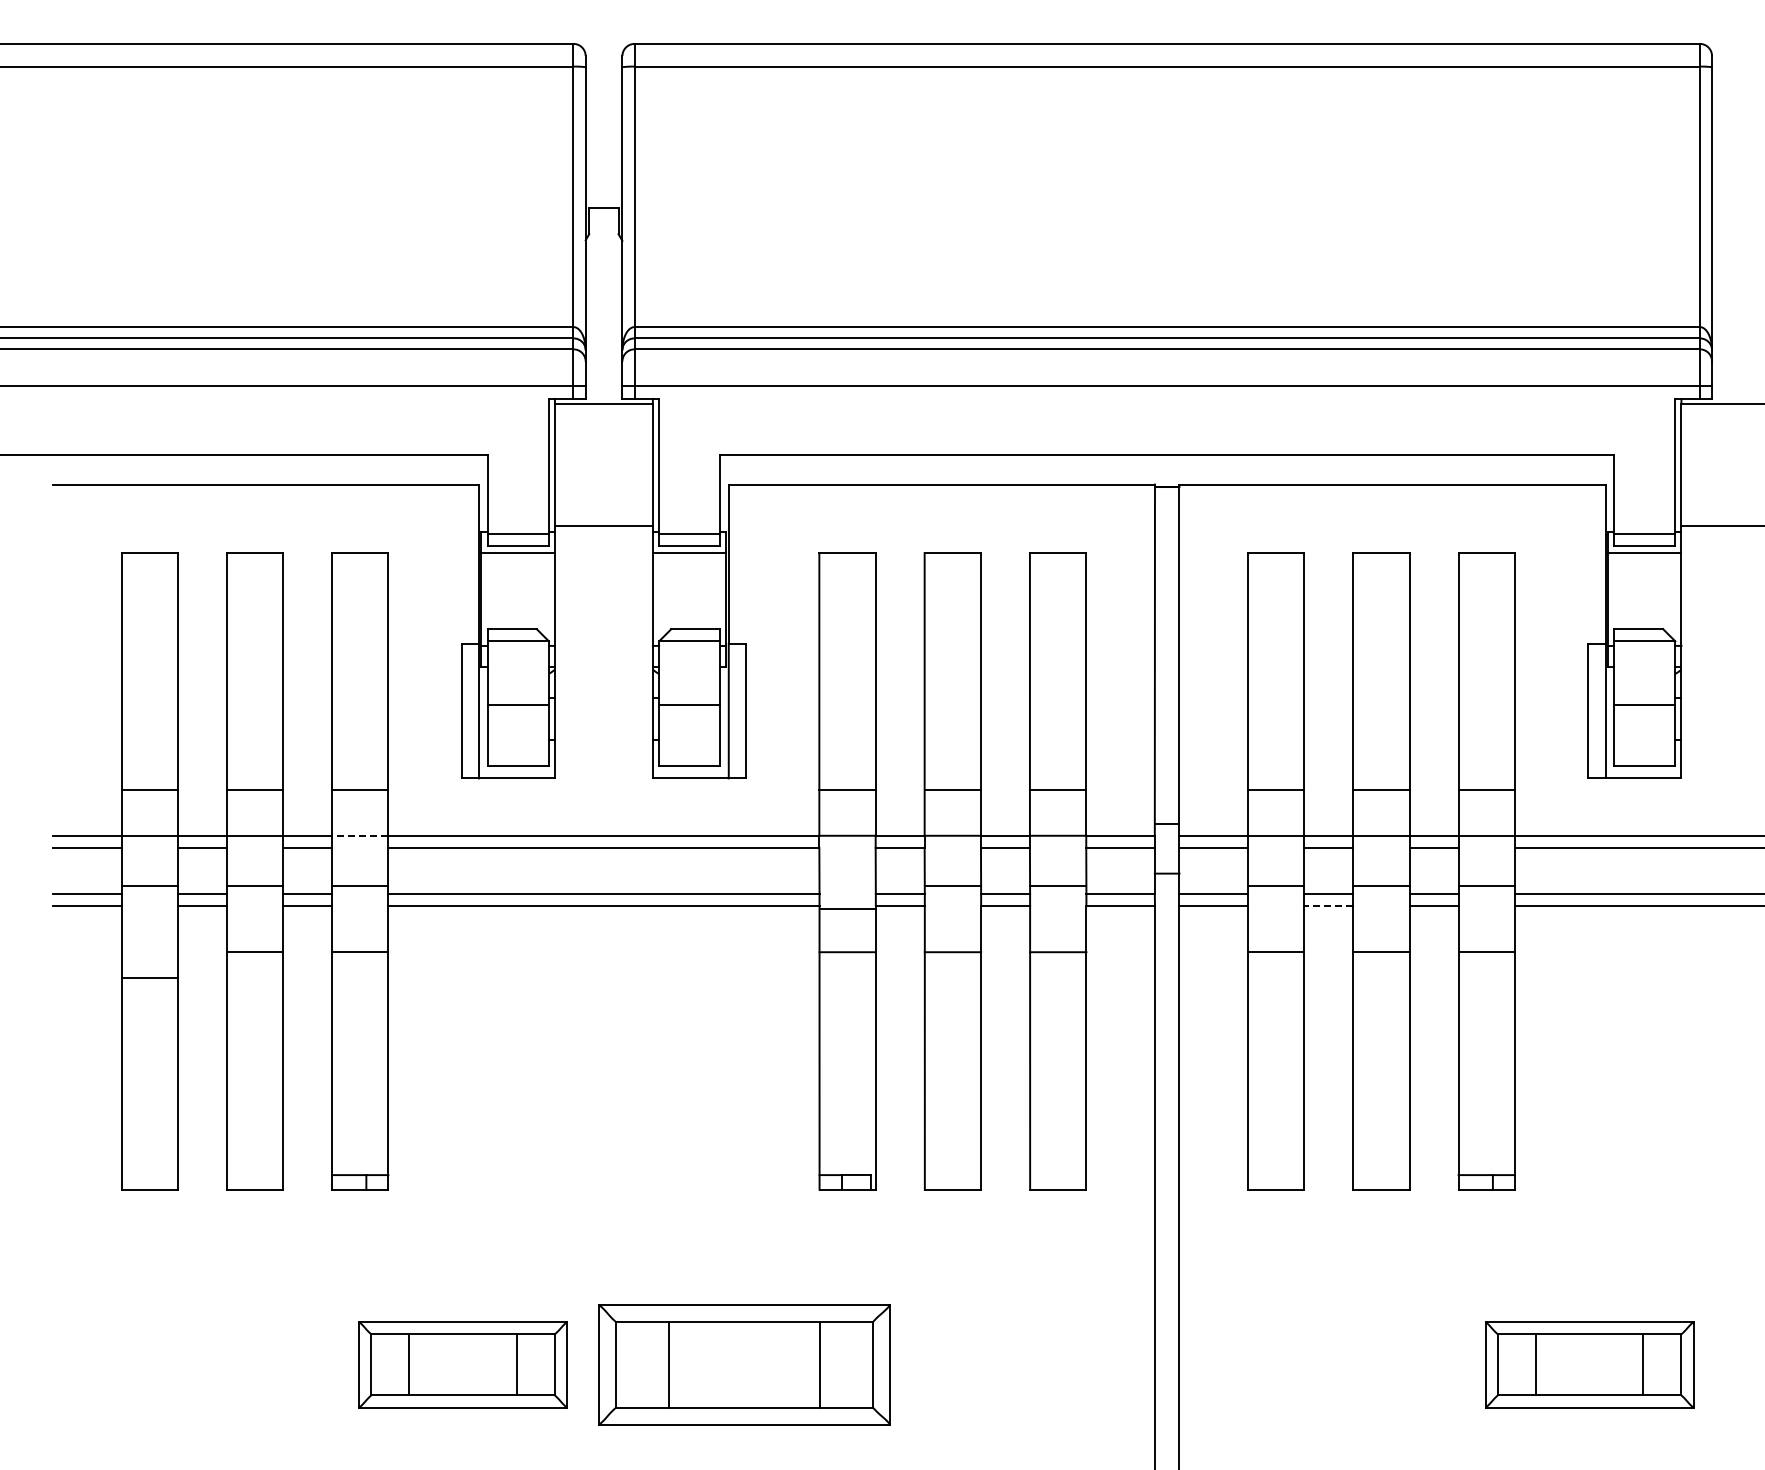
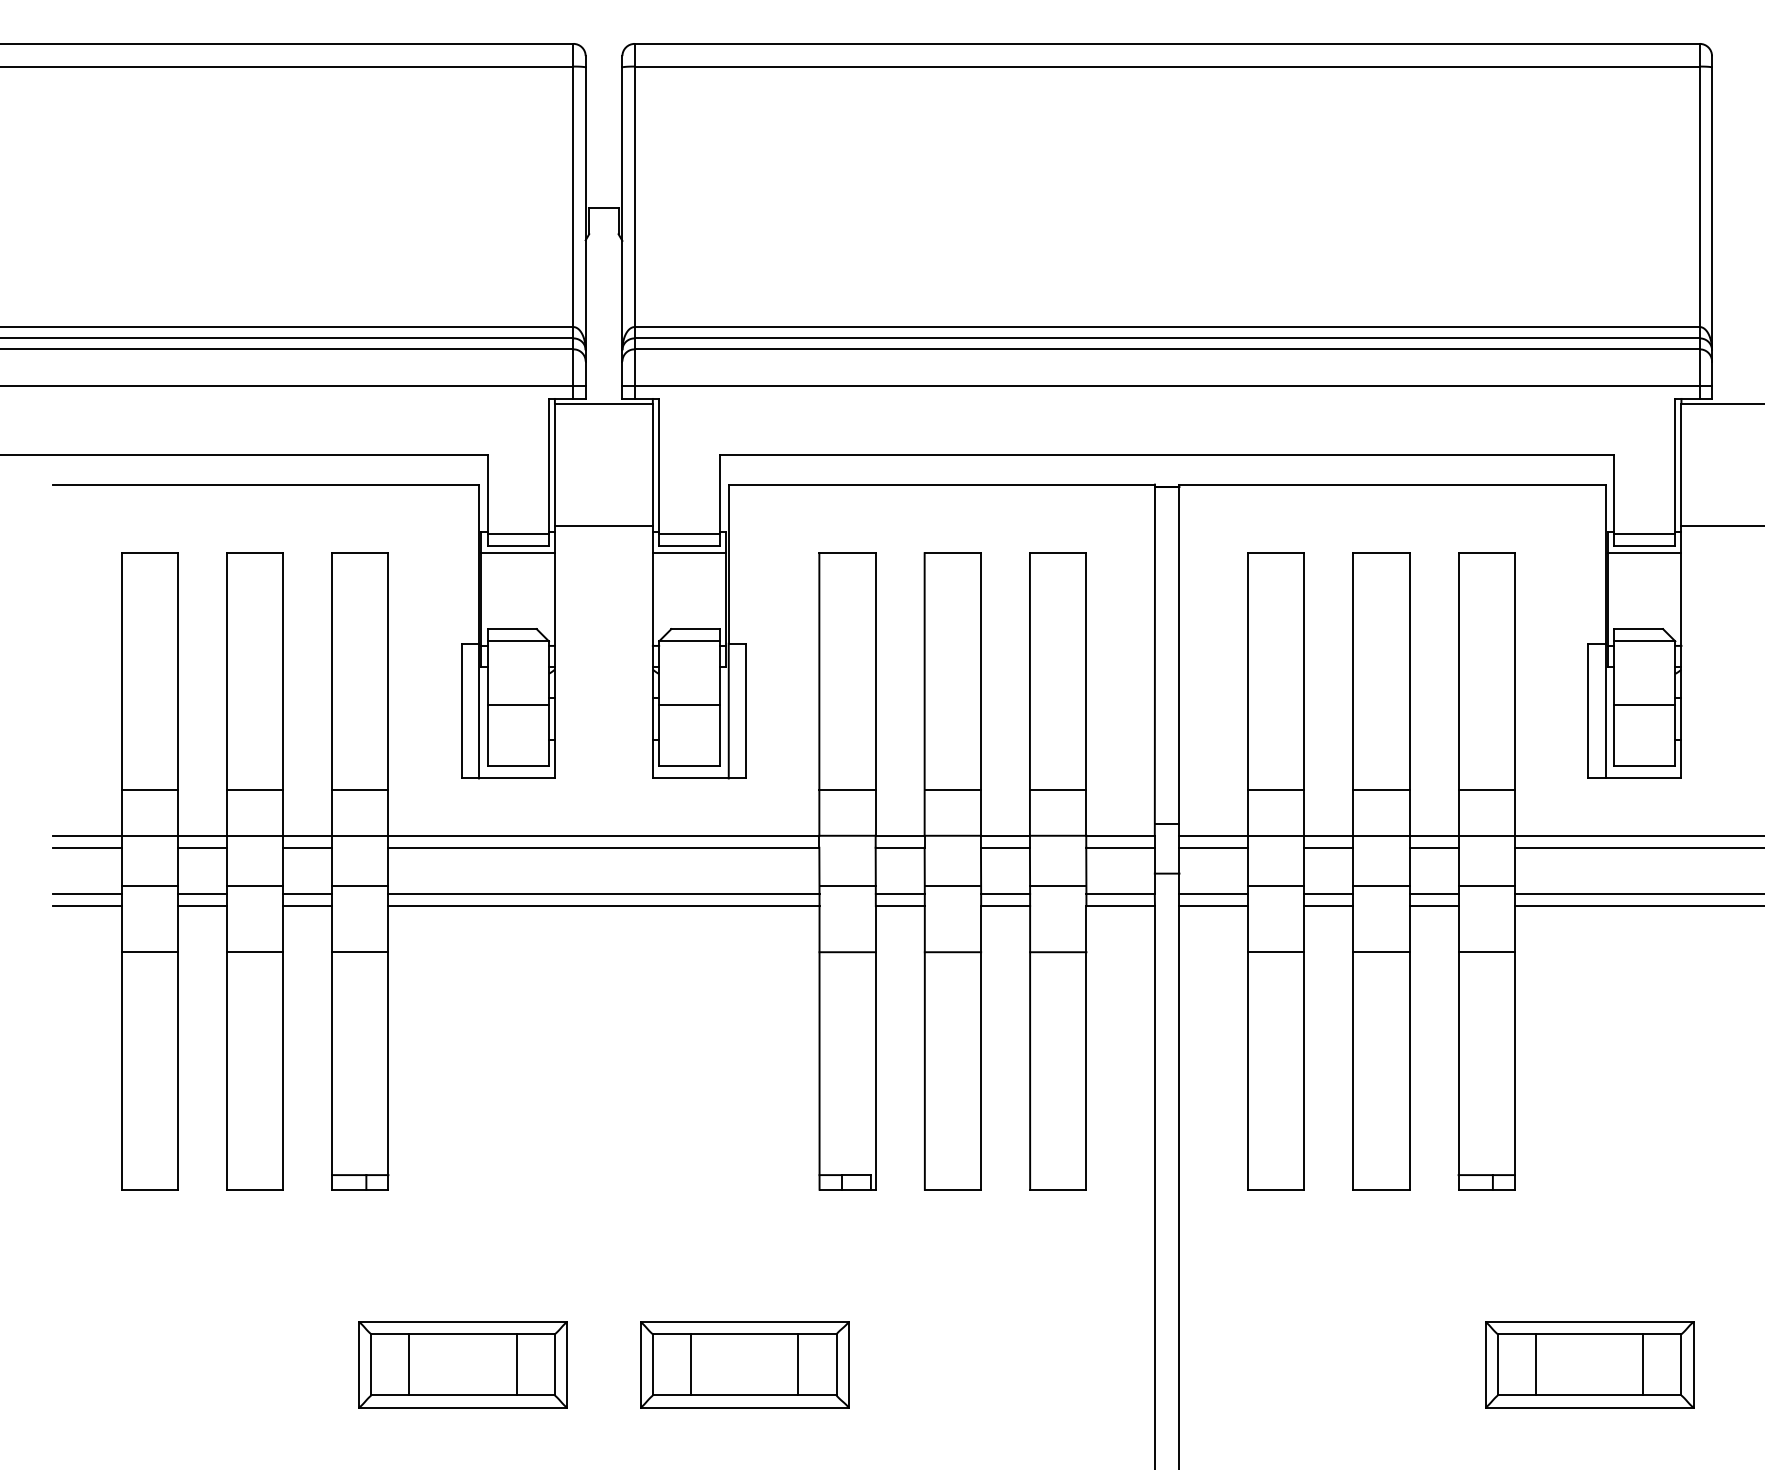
line: dashed -> solid (359, 835)
line: dashed -> solid (1328, 906)
line position: (847, 908) -> (847, 885) (847, 885)
line position: (149, 978) -> (149, 952) (149, 952)
part size: 293x122 px -> 210x88 px (744, 1364)
